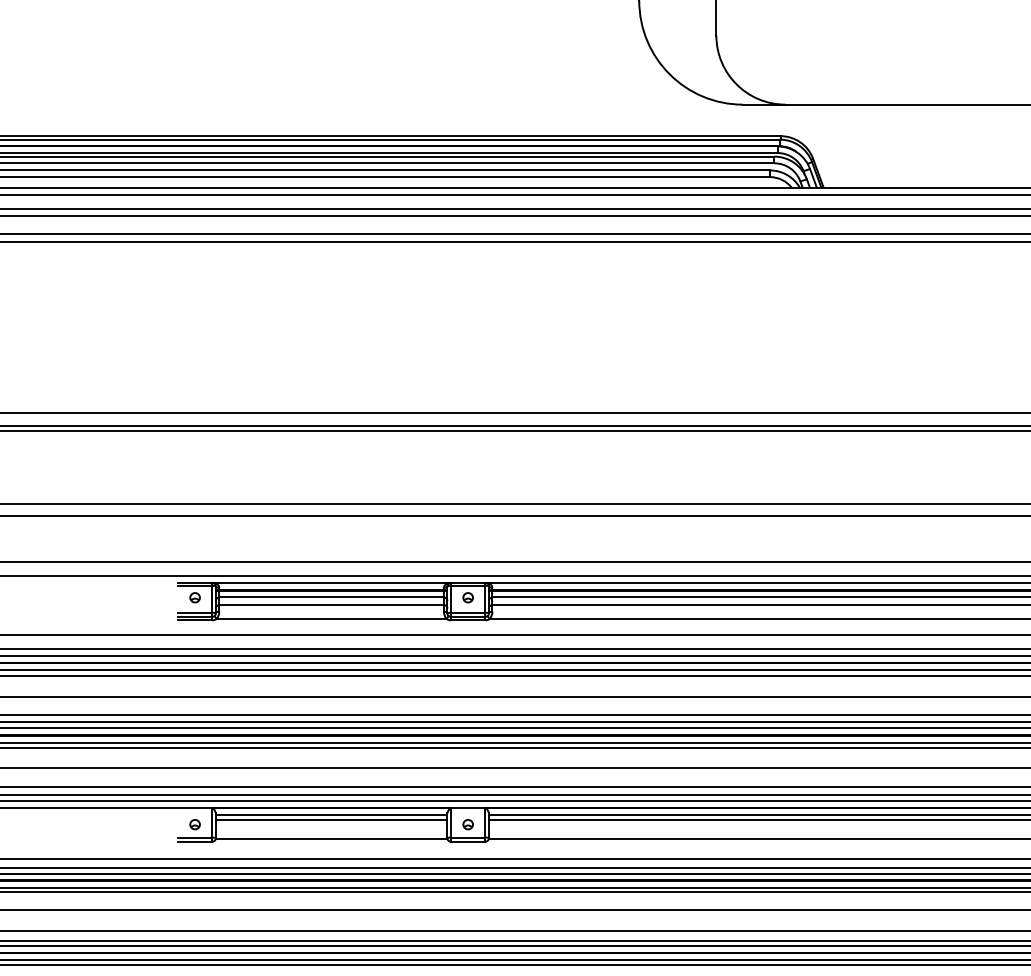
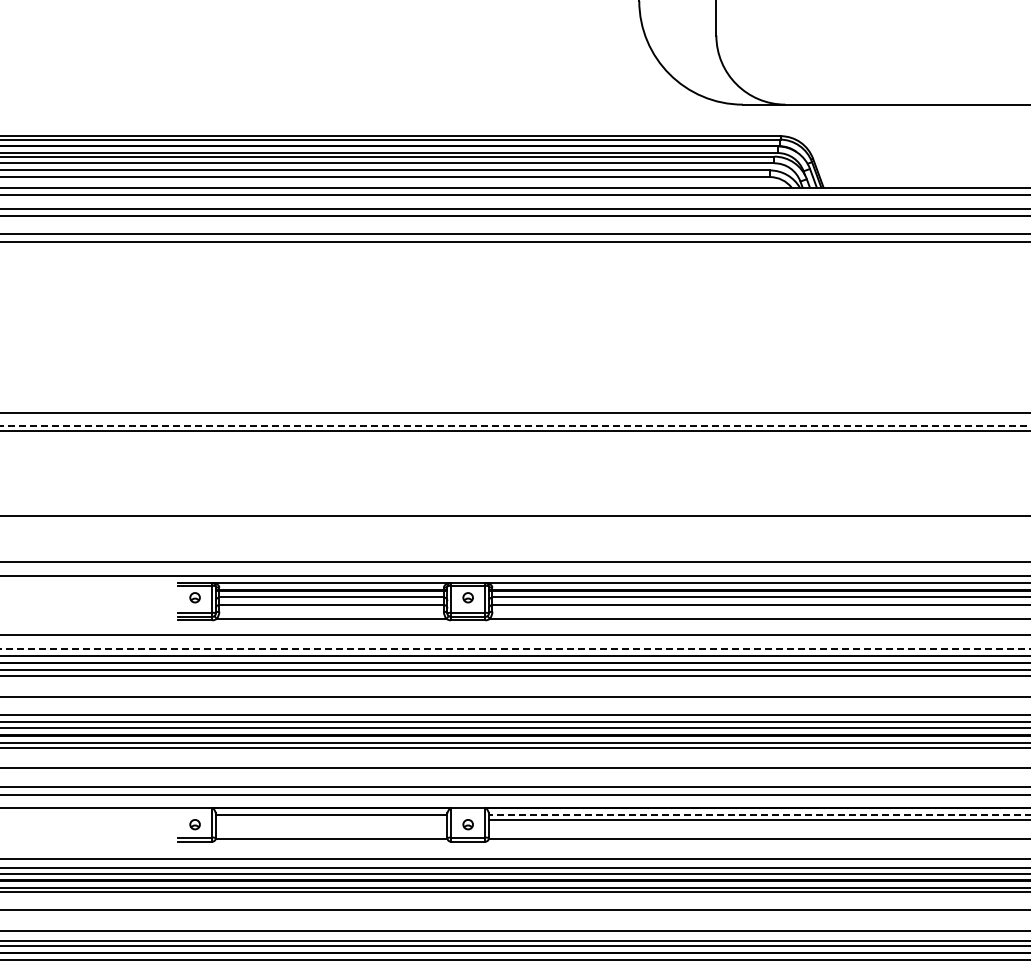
line: solid -> dashed (516, 426)
line: present -> none (514, 503)
line: solid -> dashed (515, 648)
line: present -> none (514, 800)
line: solid -> dashed (759, 815)
line: present -> none (331, 819)
line: present -> none (514, 964)
